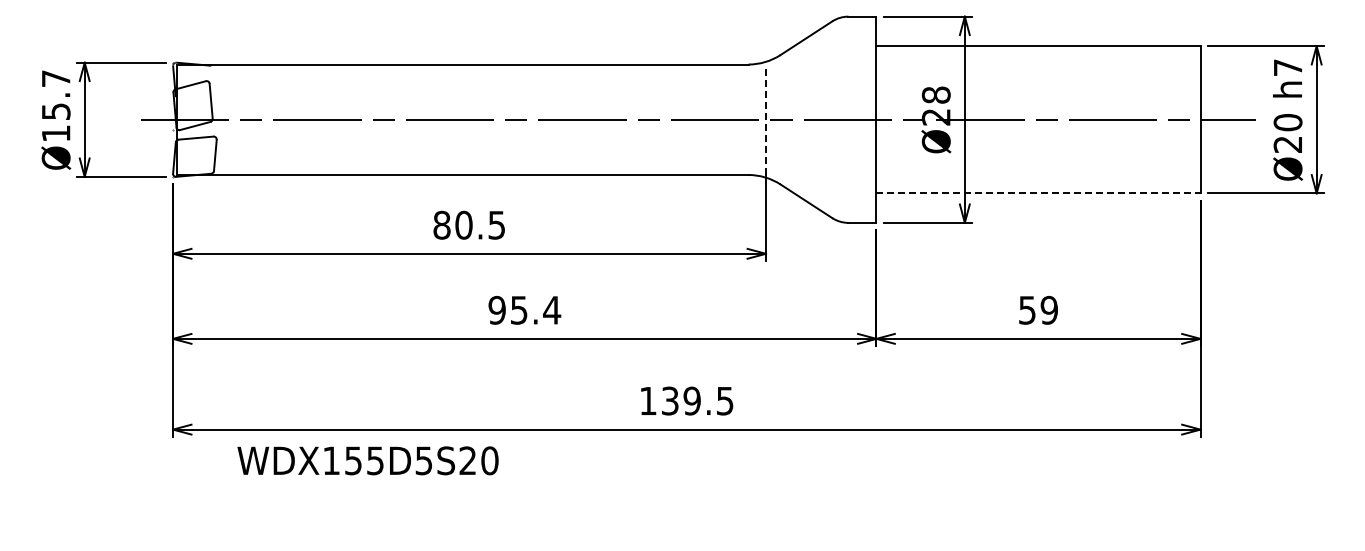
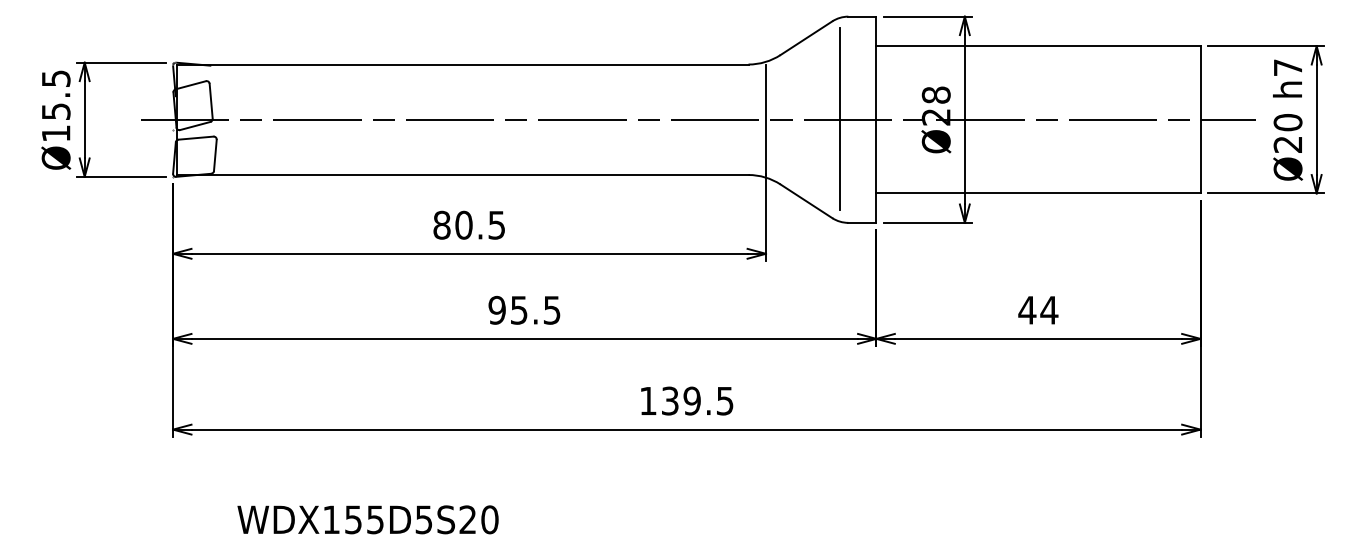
text: Ø15.7 -> Ø15.5 (56, 78)
line: none -> present (839, 118)
line: dashed -> solid (765, 119)
line: dashed -> solid (1039, 193)
text: 59 -> 44 (1038, 309)
text: 95.4 -> 95.5 (552, 310)
text position: (367, 460) -> (367, 519) (367, 519)
